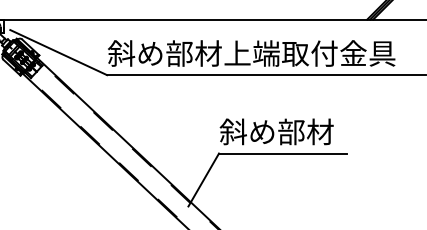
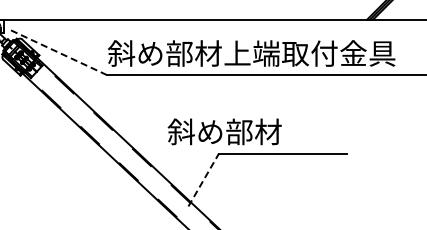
line: solid -> dashed (58, 52)
text position: (276, 131) -> (224, 131) (224, 131)
line: solid -> dashed (203, 180)
